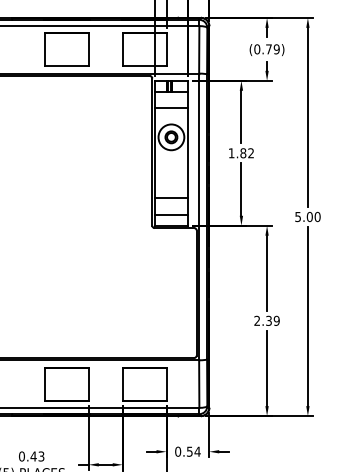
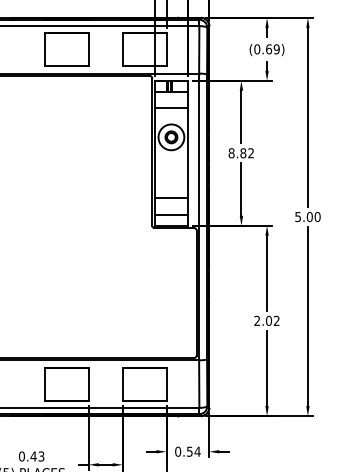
text: (0.79) -> (0.69) (269, 49)
text: 1.82 -> 8.82 (231, 153)
text: 2.39 -> 2.02 (272, 320)
